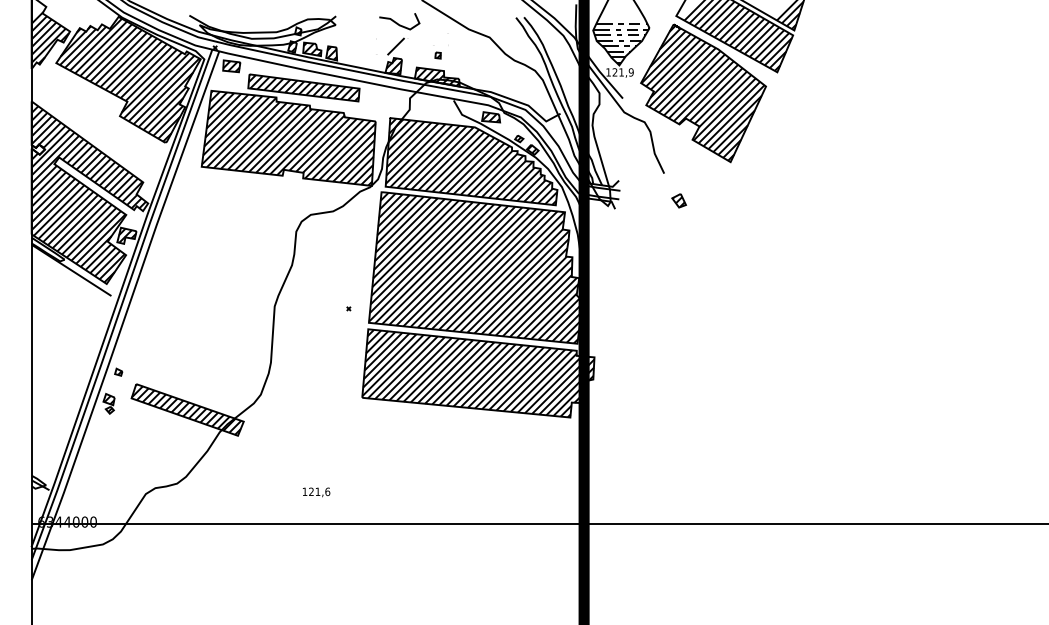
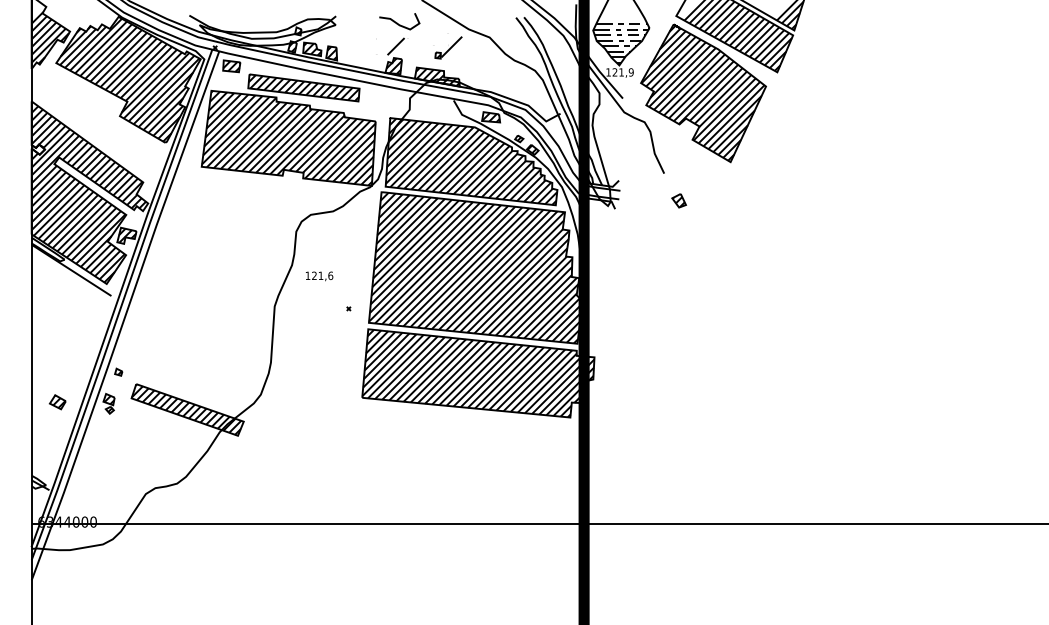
line: none -> present (451, 46)
part: none -> present (57, 402)
text position: (316, 492) -> (319, 276) (319, 276)
